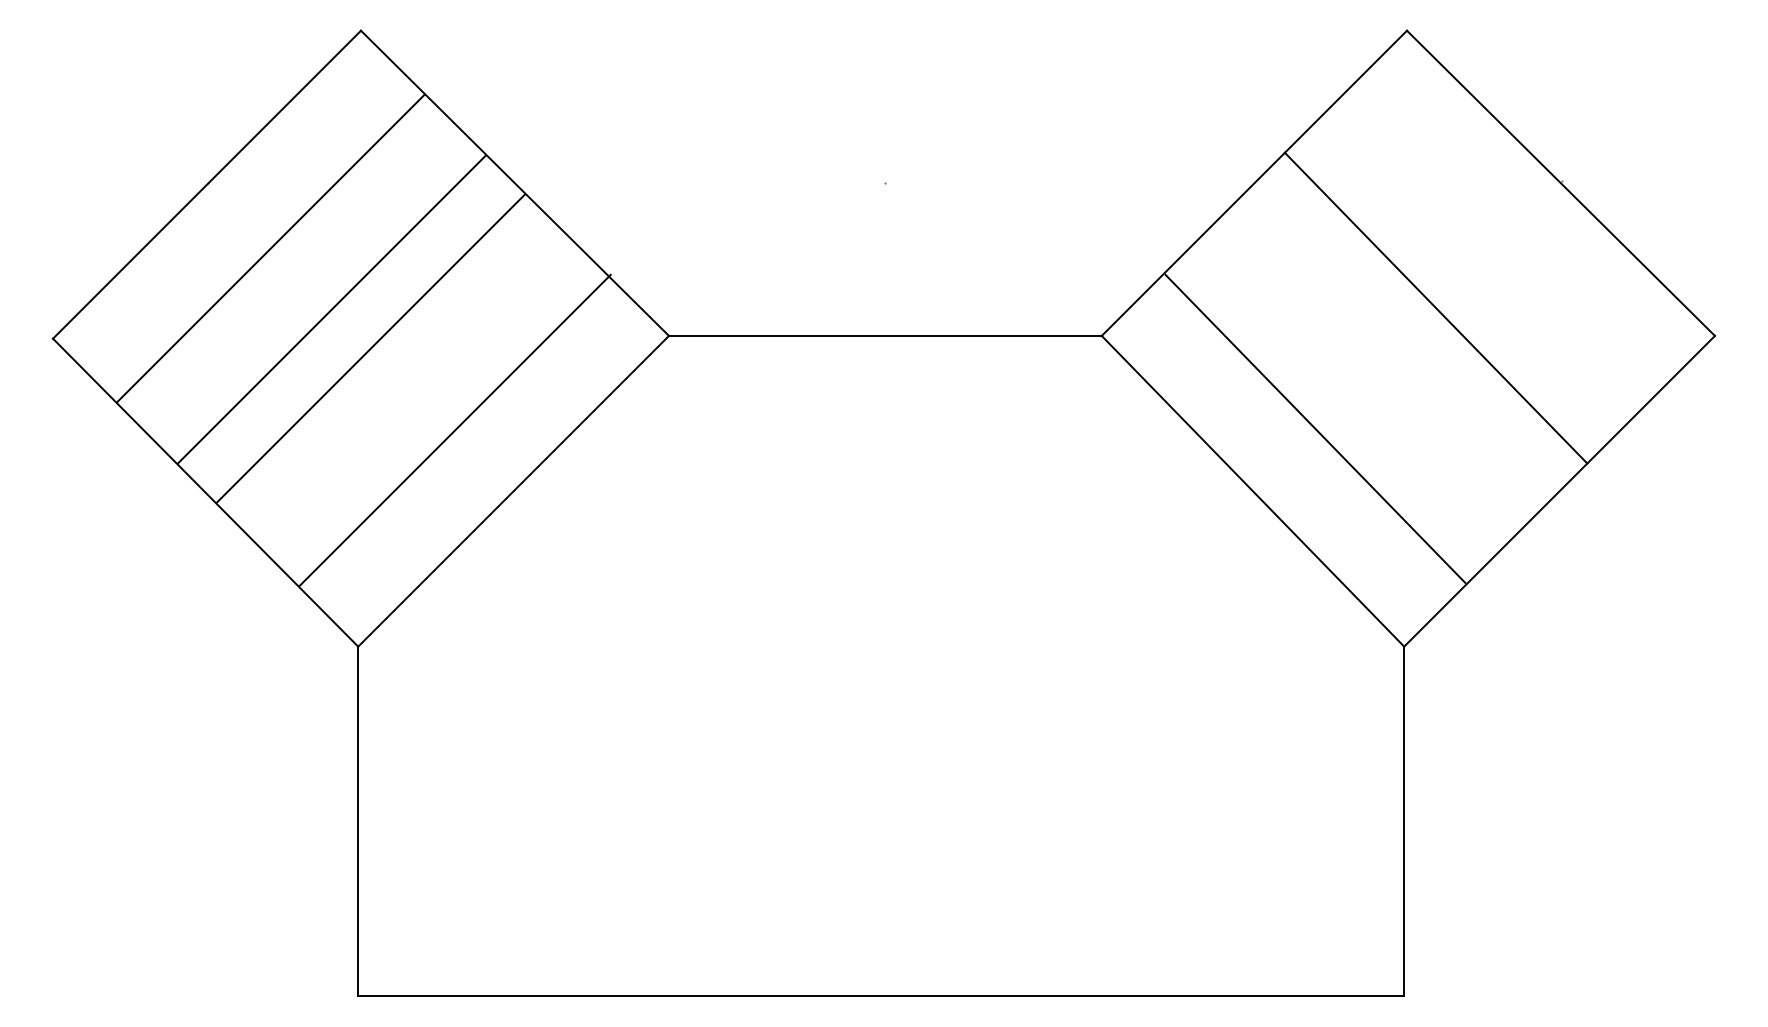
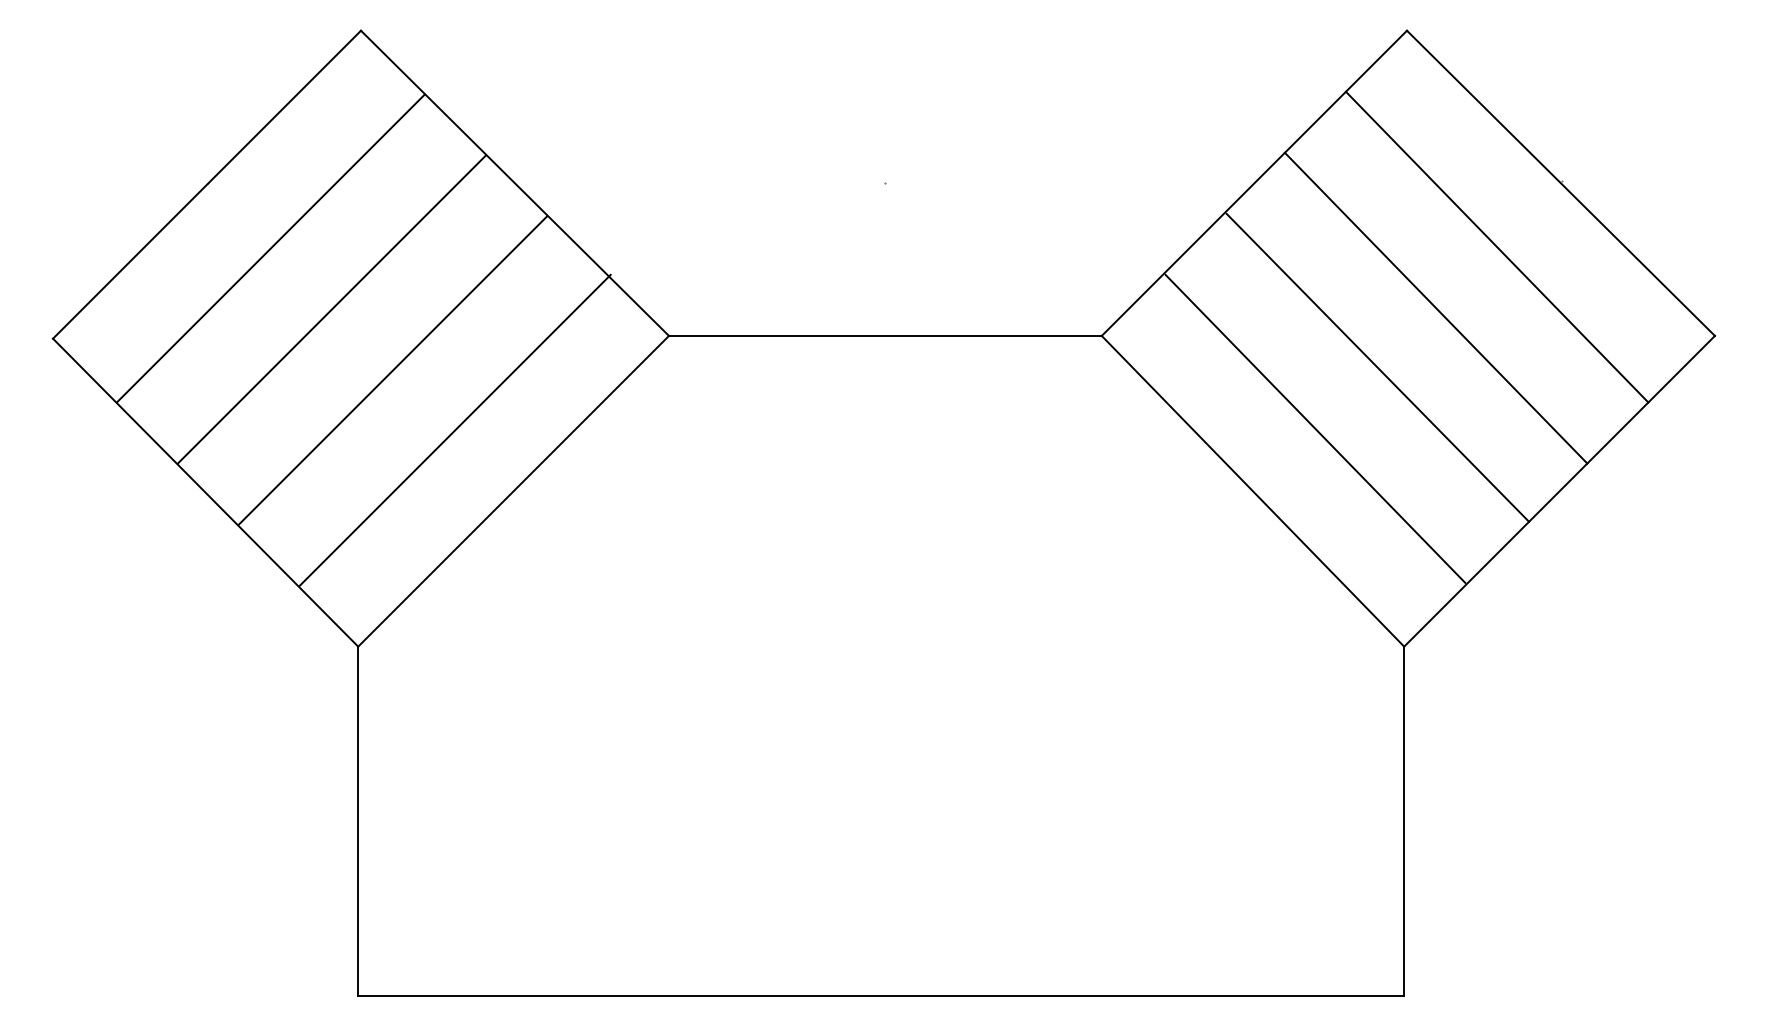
line: none -> present (1496, 246)
line position: (370, 348) -> (392, 370) (392, 370)
line: none -> present (1377, 367)
